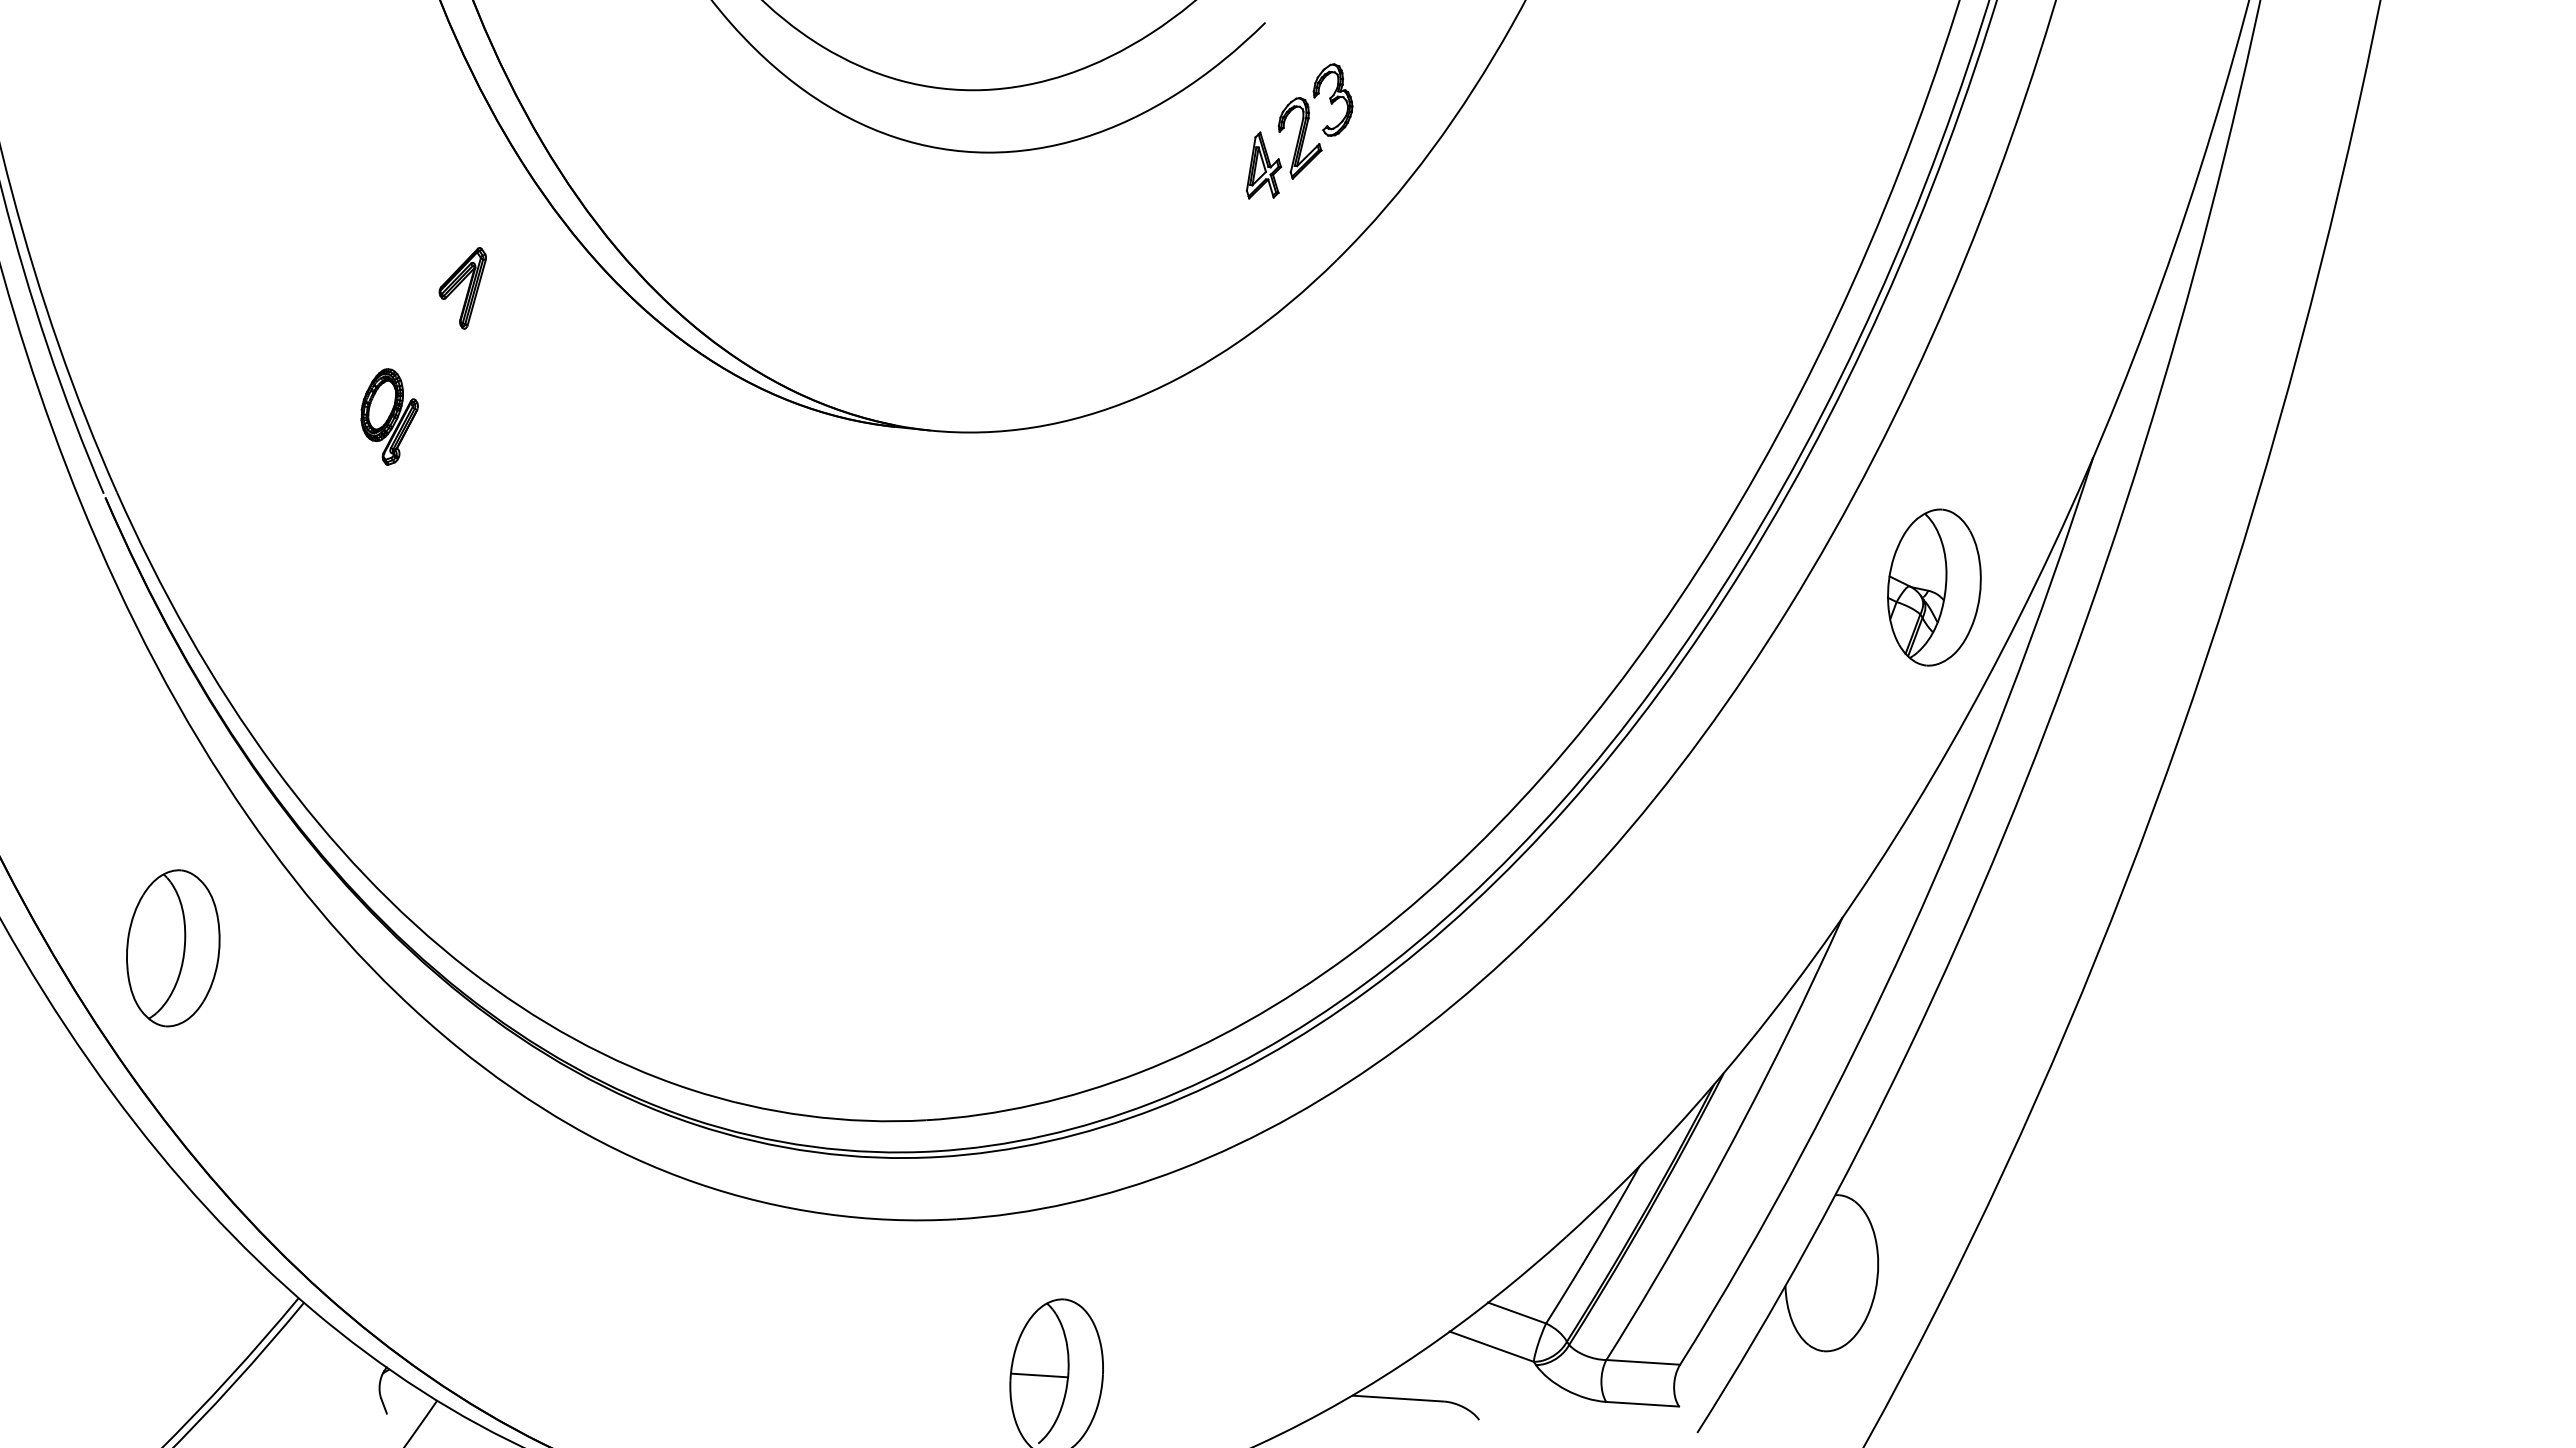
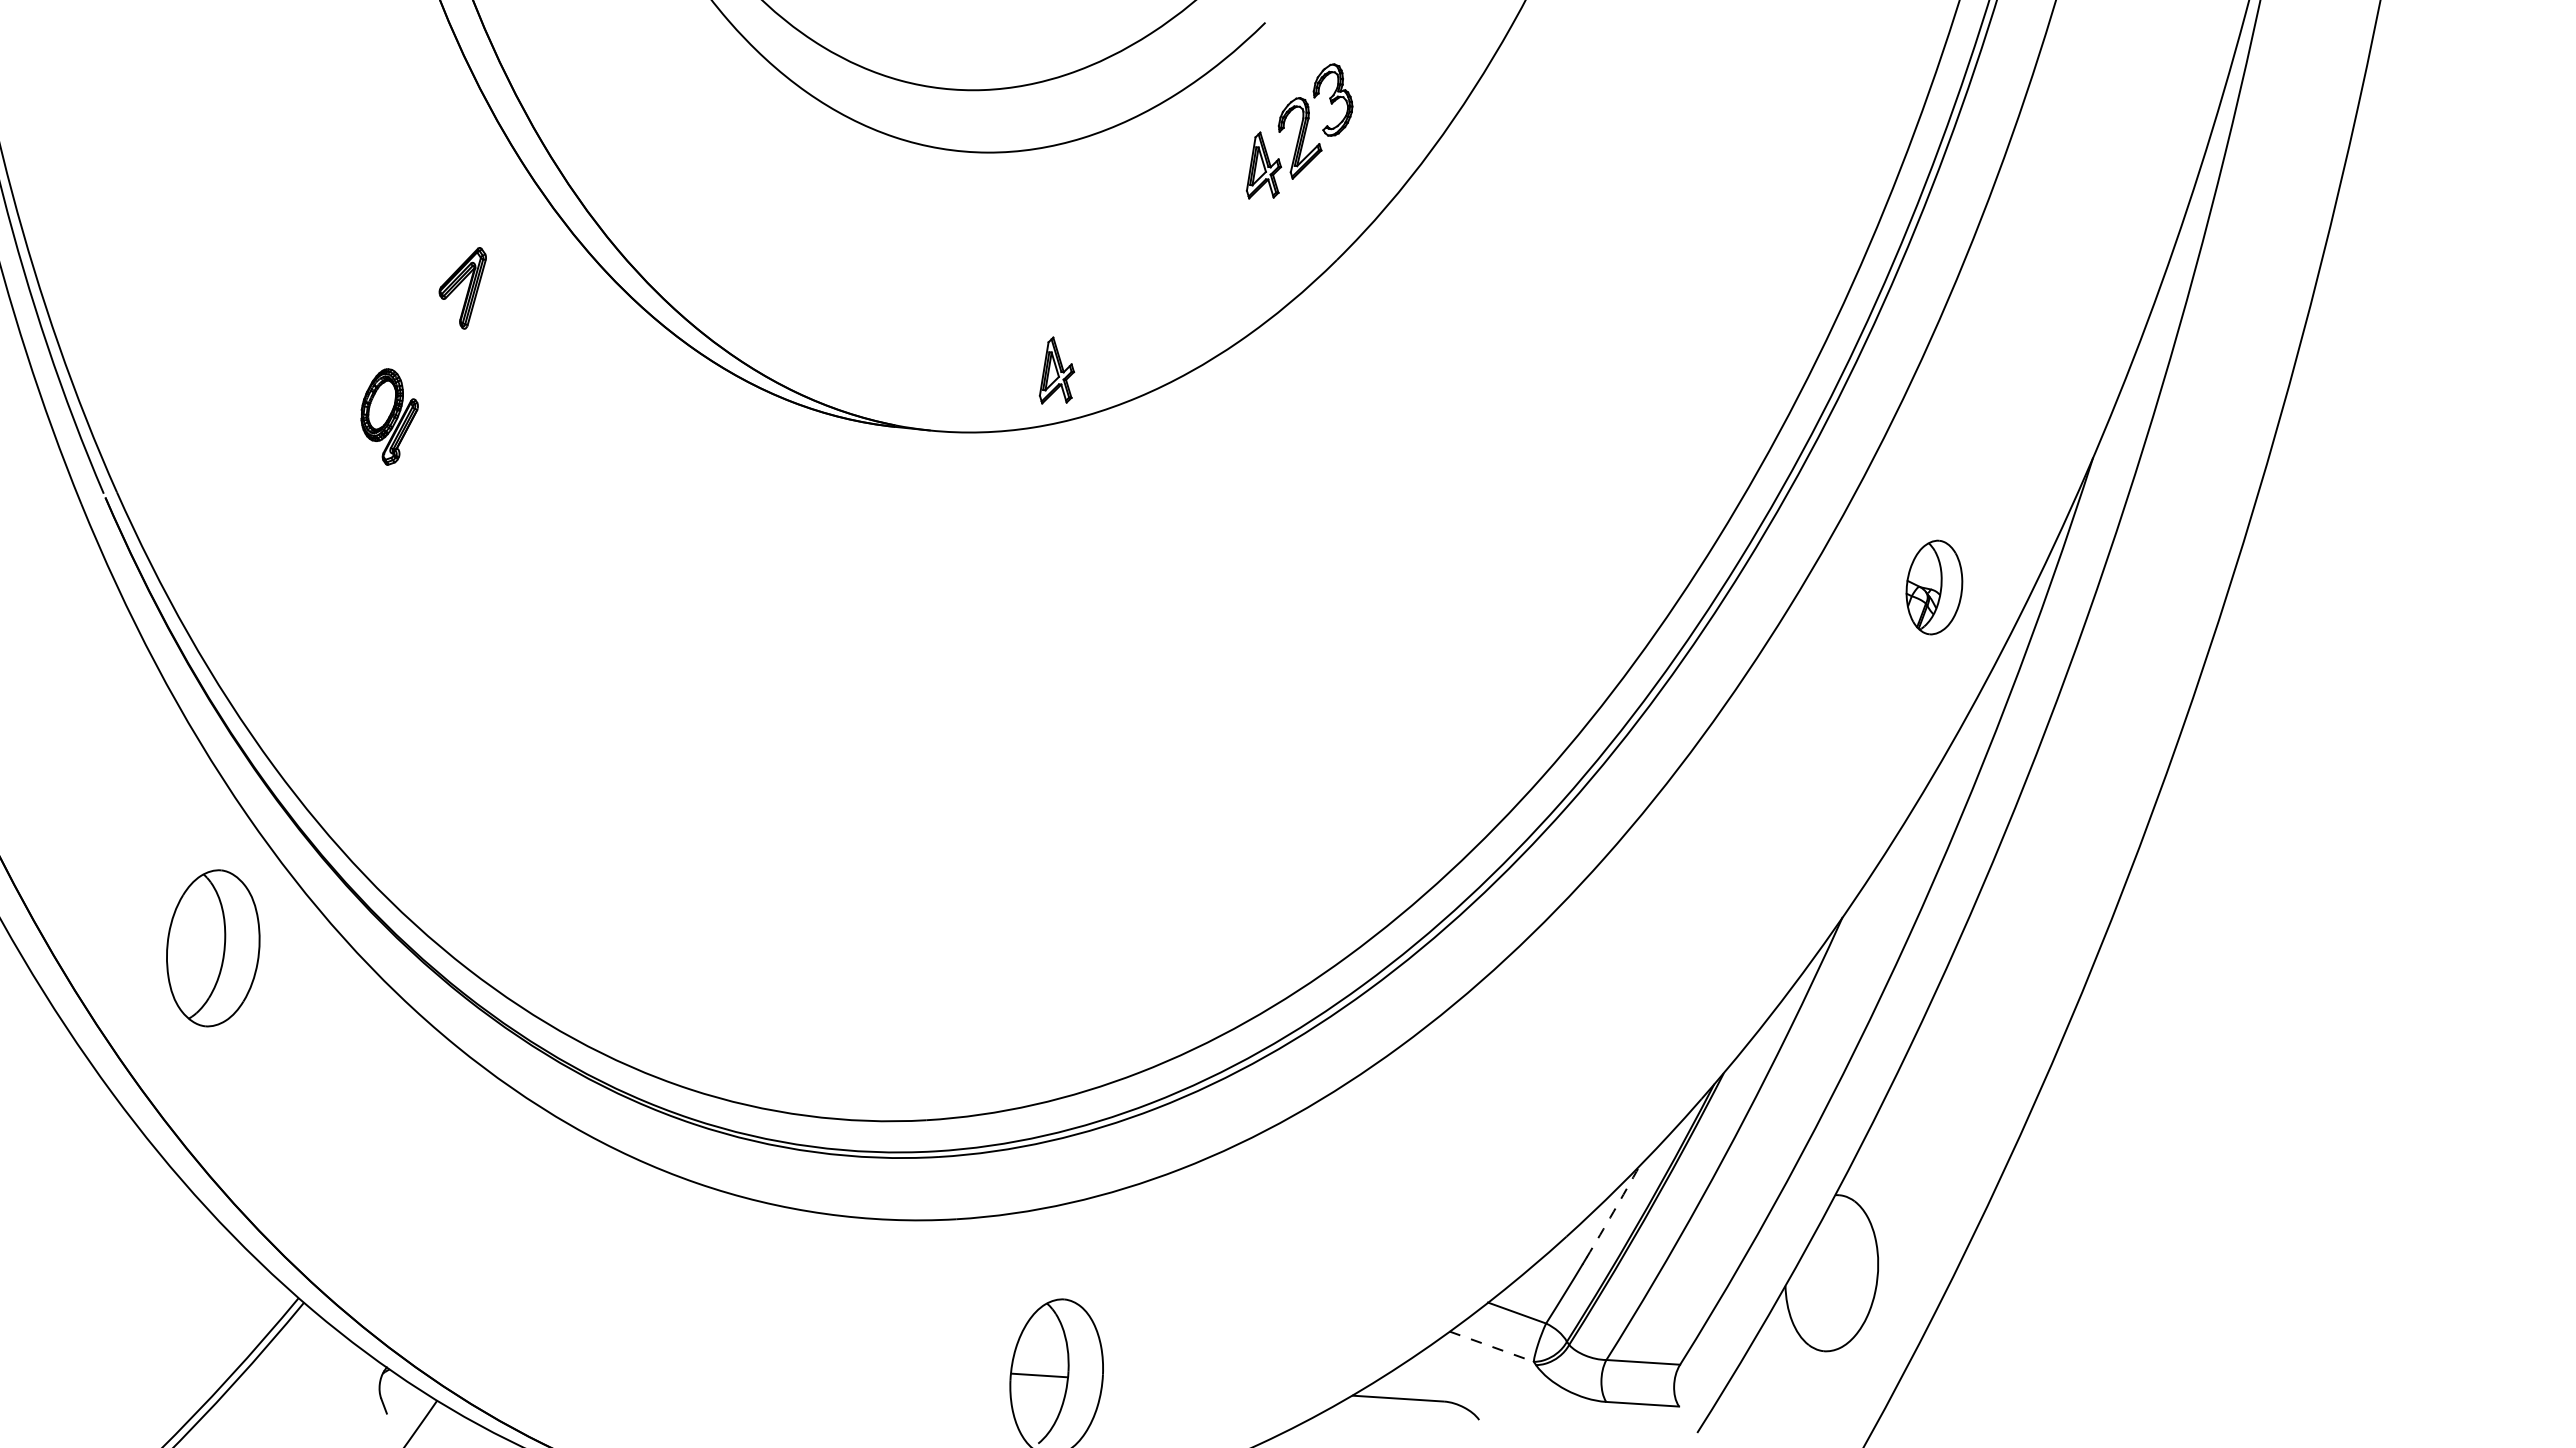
part: none -> present (1056, 370)
part size: 95x159 px -> 59x97 px (1934, 587)
part position: (173, 948) -> (213, 948) (213, 948)
arc: solid -> dashed (1613, 1211)
line: solid -> dashed (1491, 1346)
